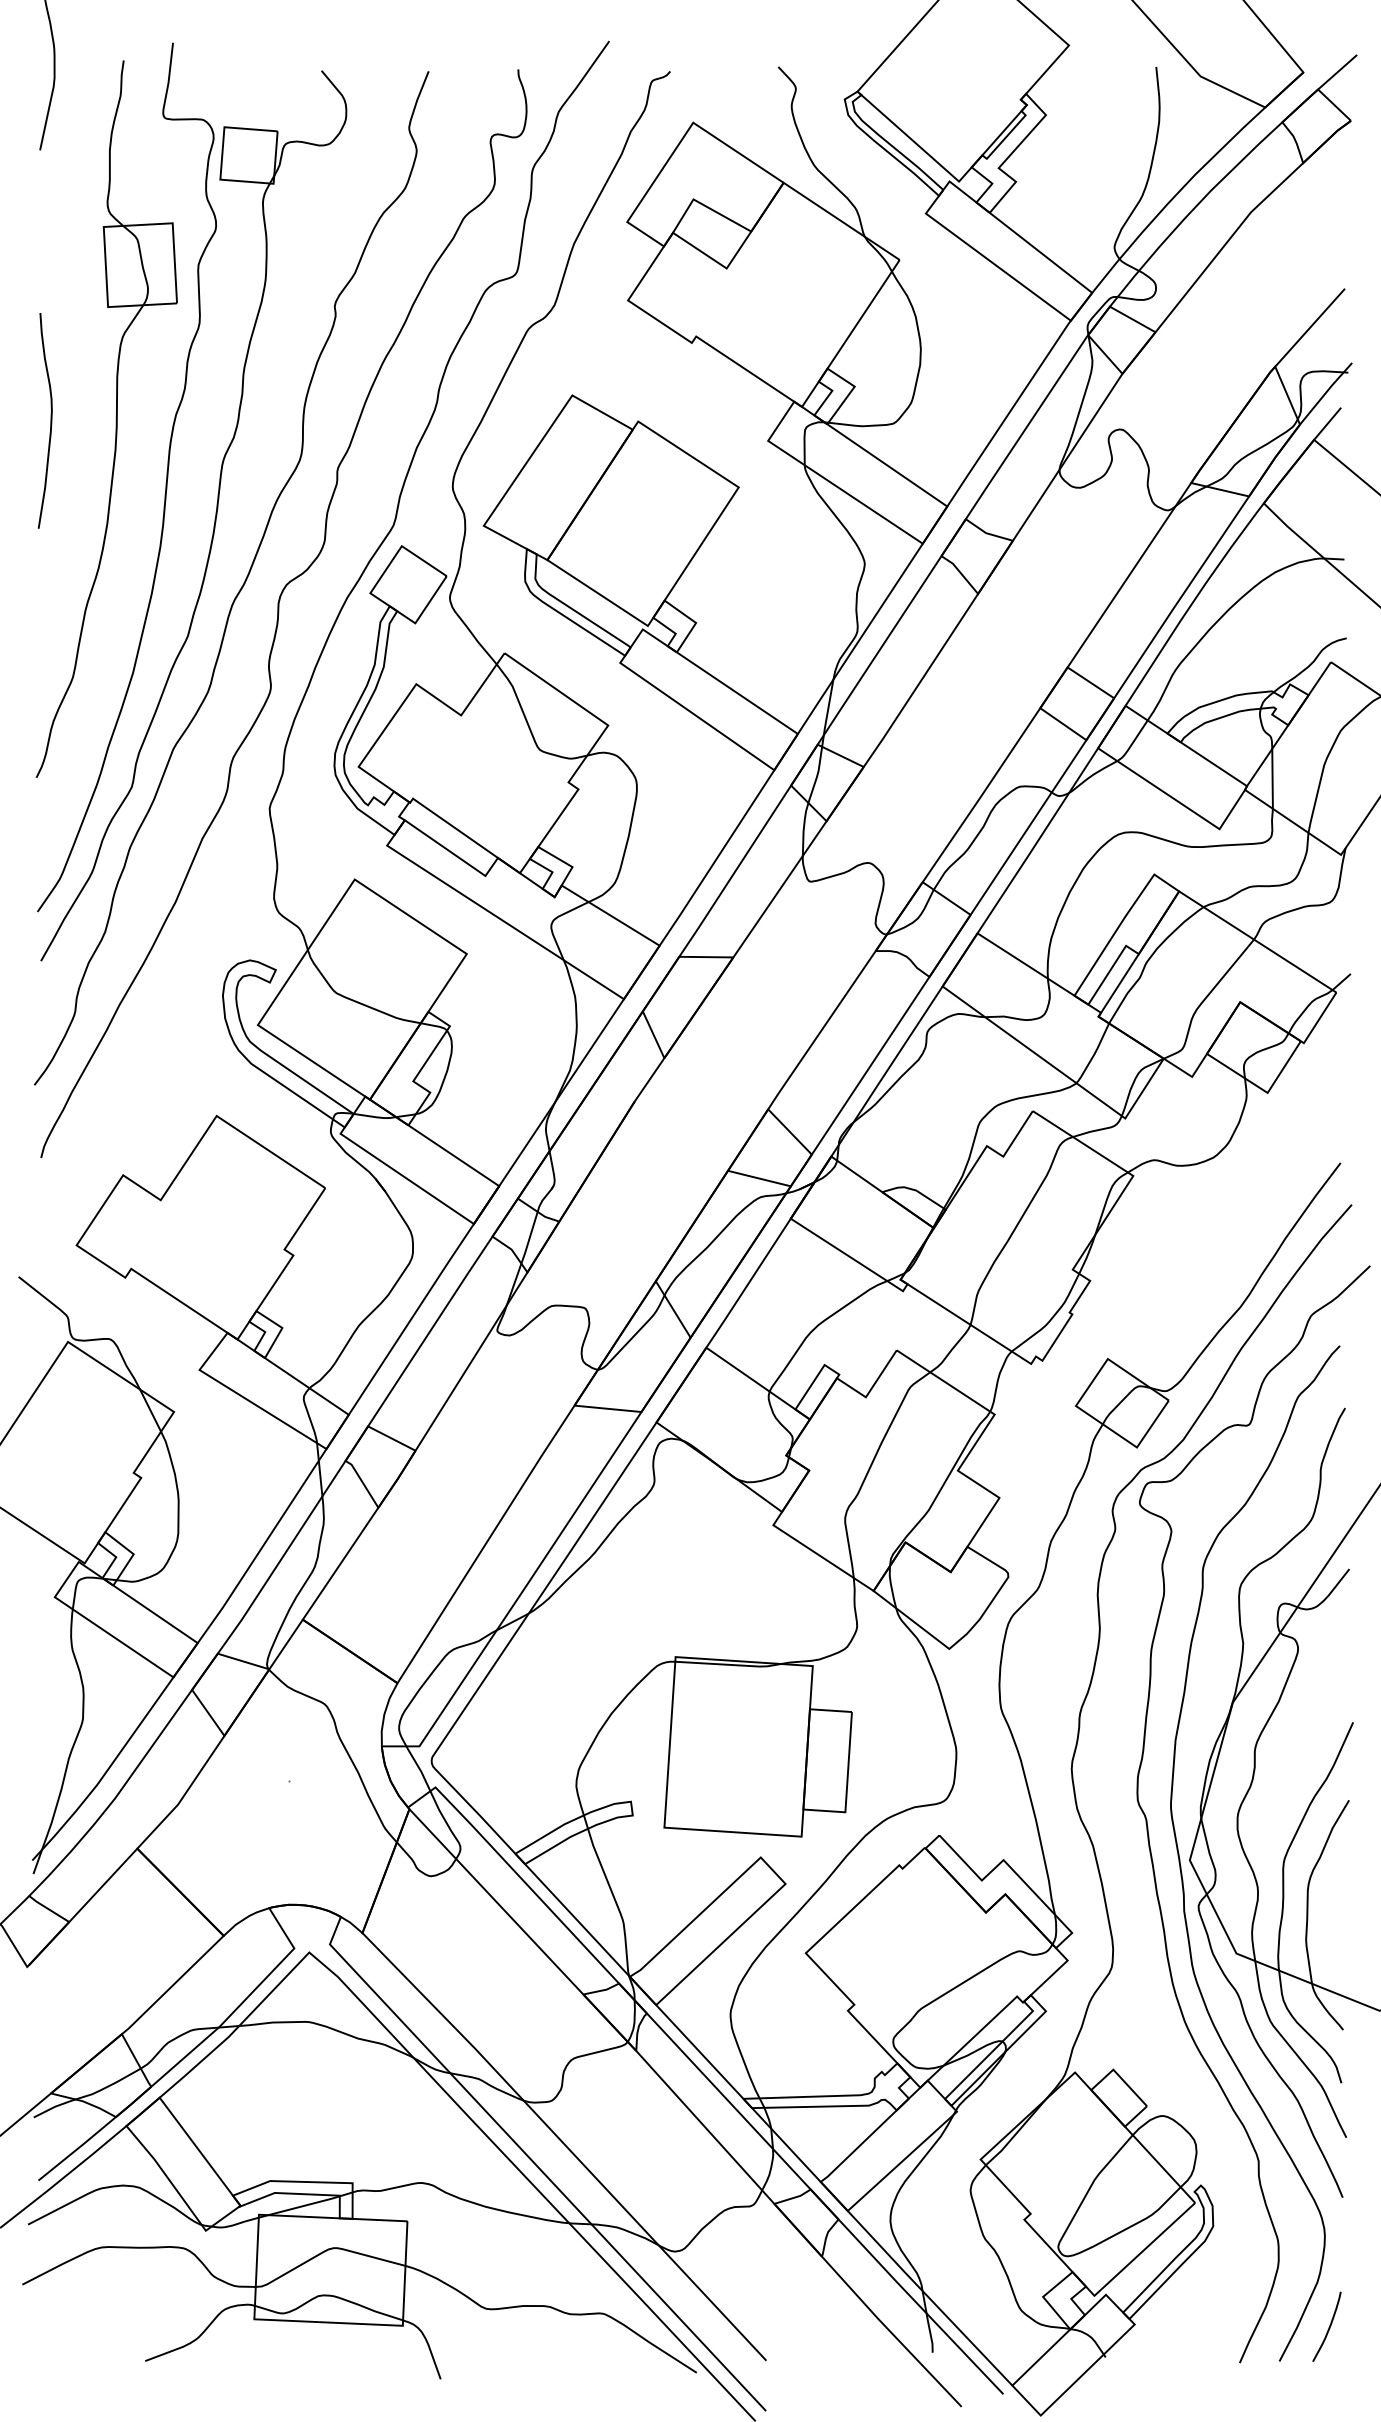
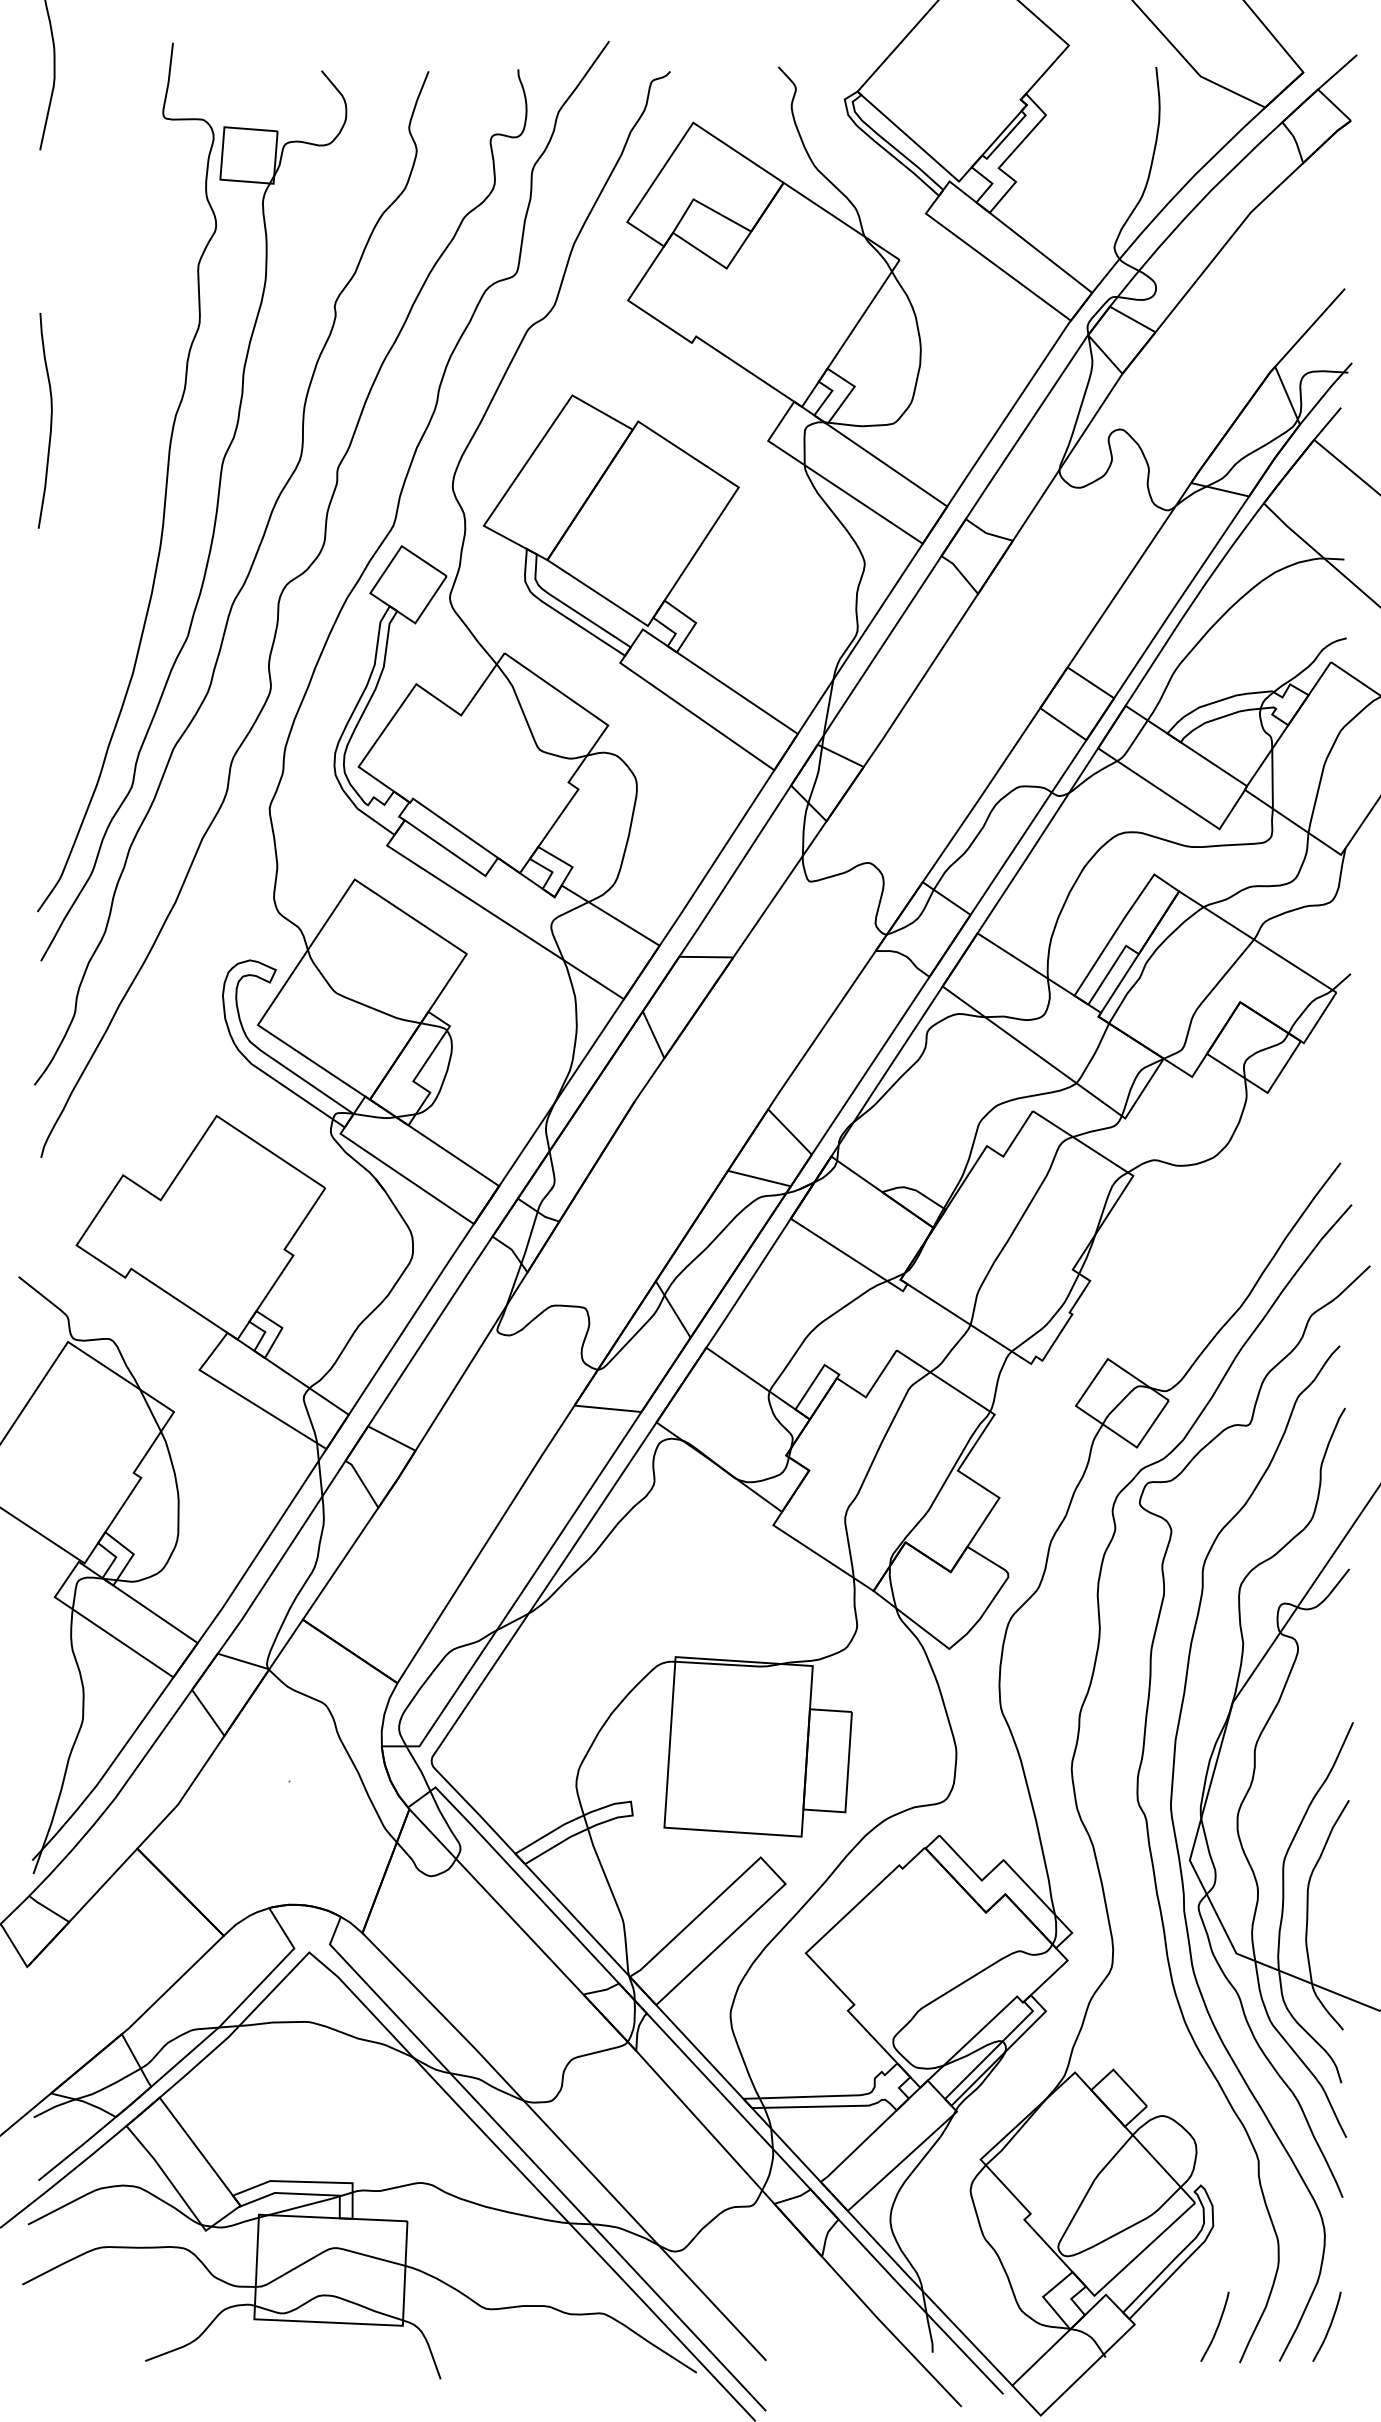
part: present -> none (115, 418)
curve: none -> present (1216, 2327)
